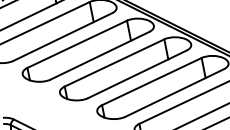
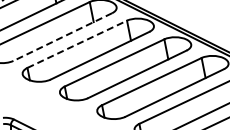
line: solid -> dashed (62, 37)
line: solid -> dashed (77, 44)
